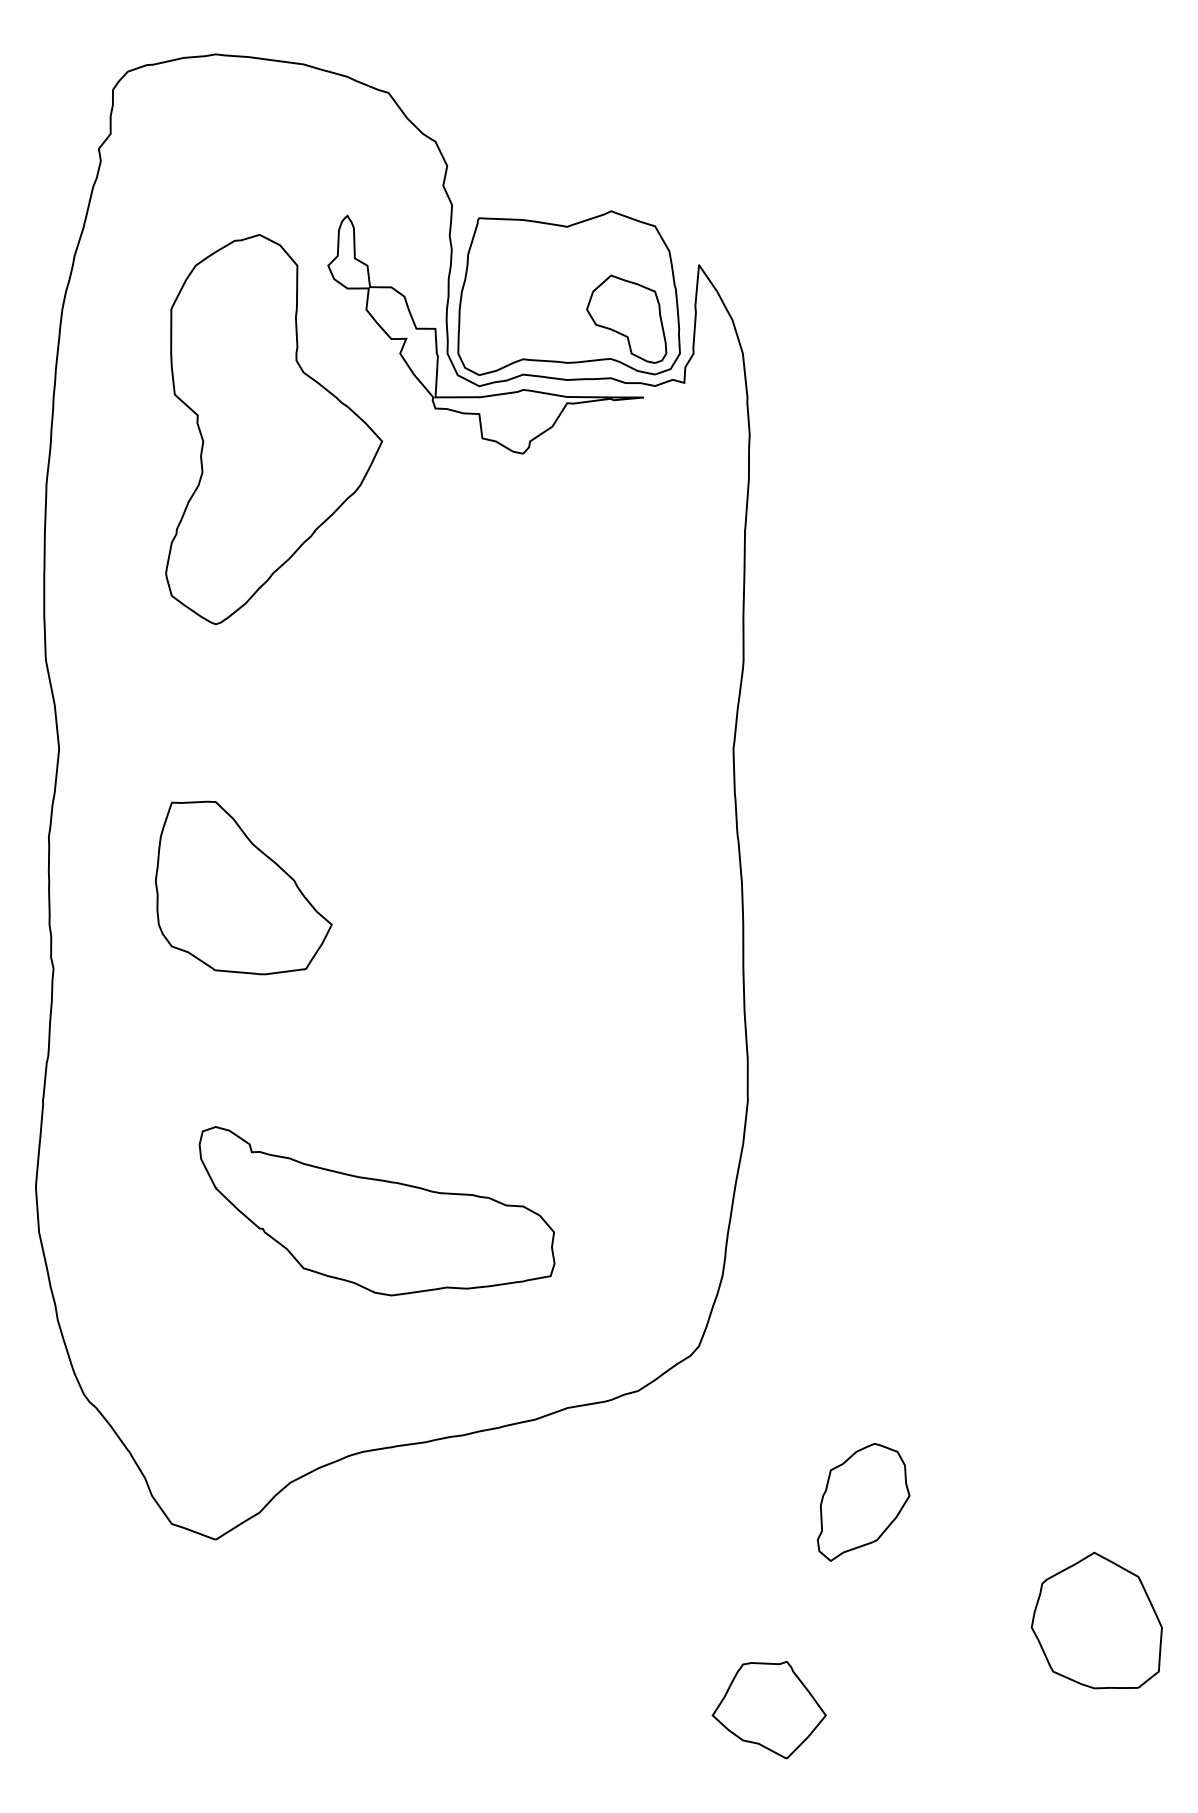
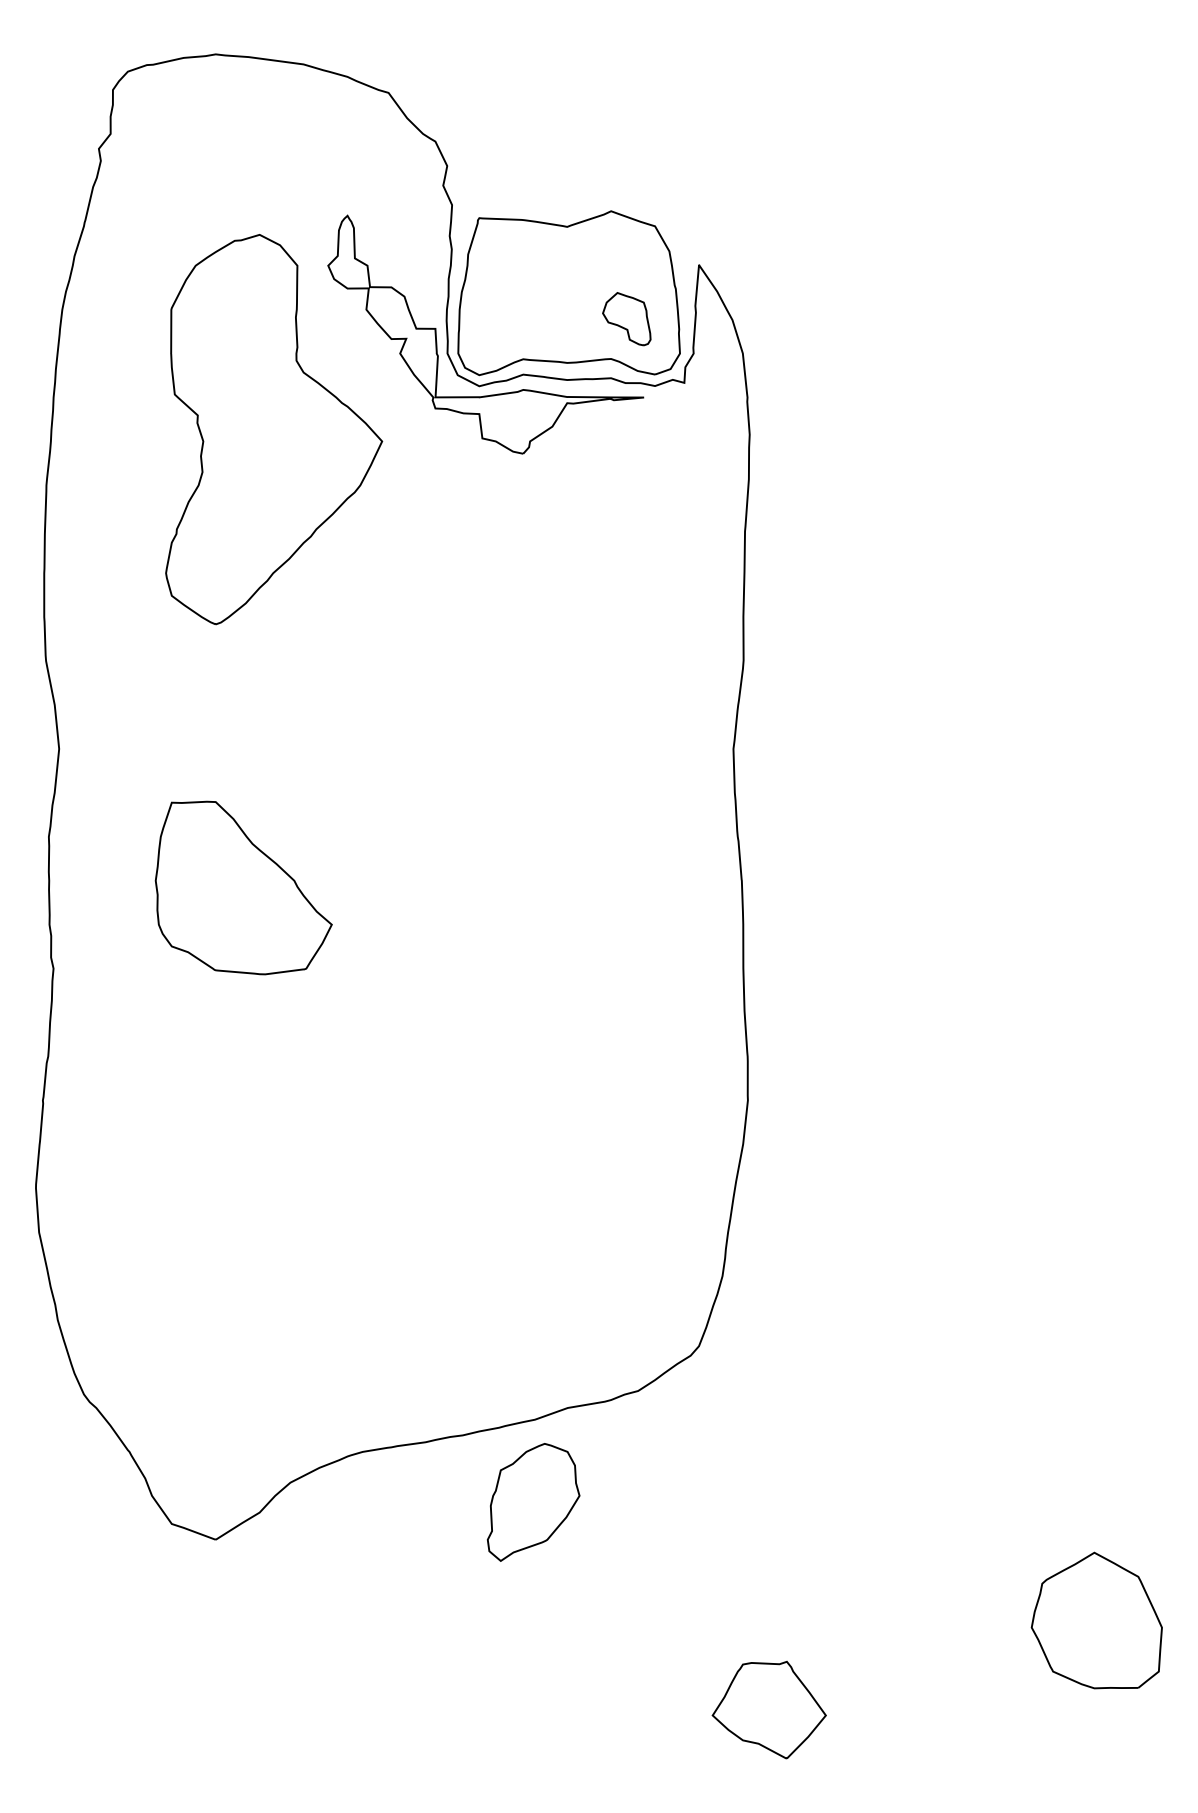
part size: 82x90 px -> 50x55 px (626, 319)
part: present -> none (376, 1211)
part position: (863, 1502) -> (533, 1502) (533, 1502)
